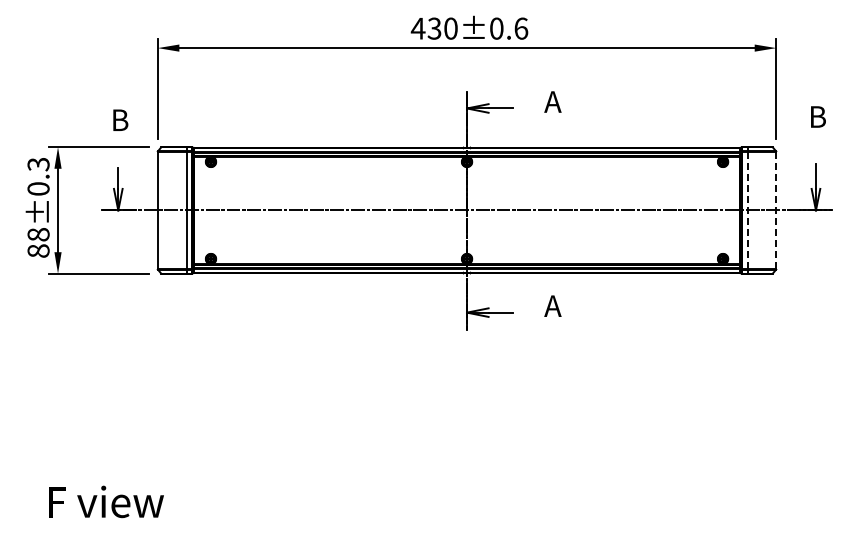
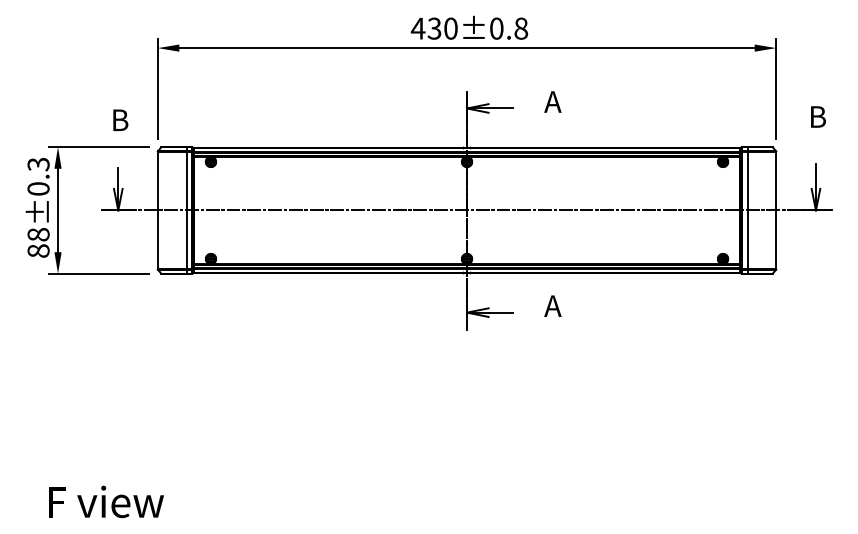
text: 430±0.6 -> 430±0.8 (521, 28)
line: dashed -> solid (747, 210)
line: dashed -> solid (776, 210)
